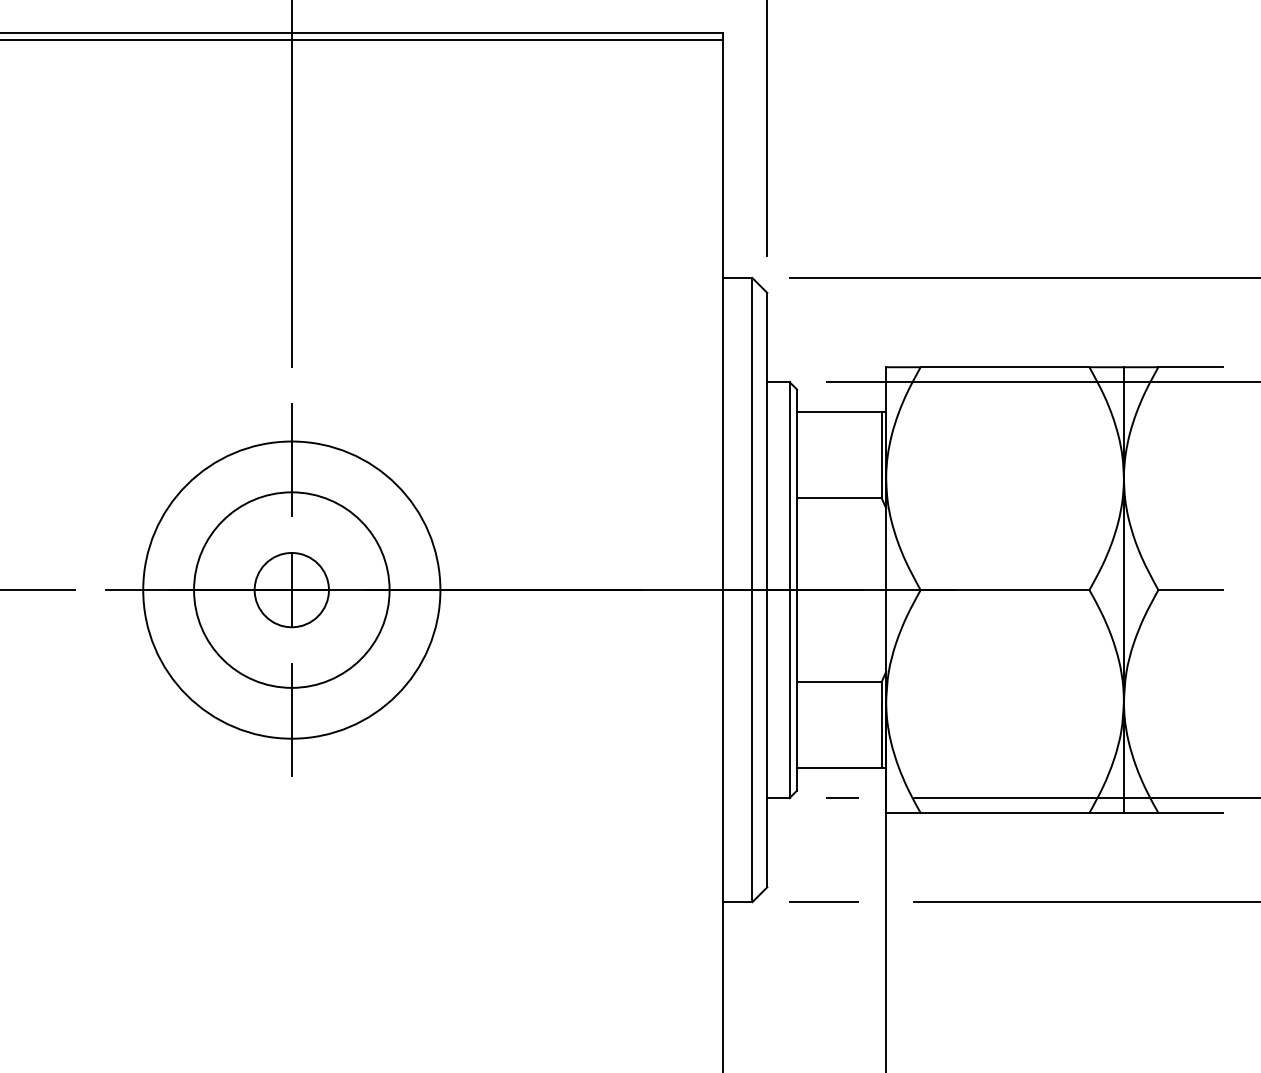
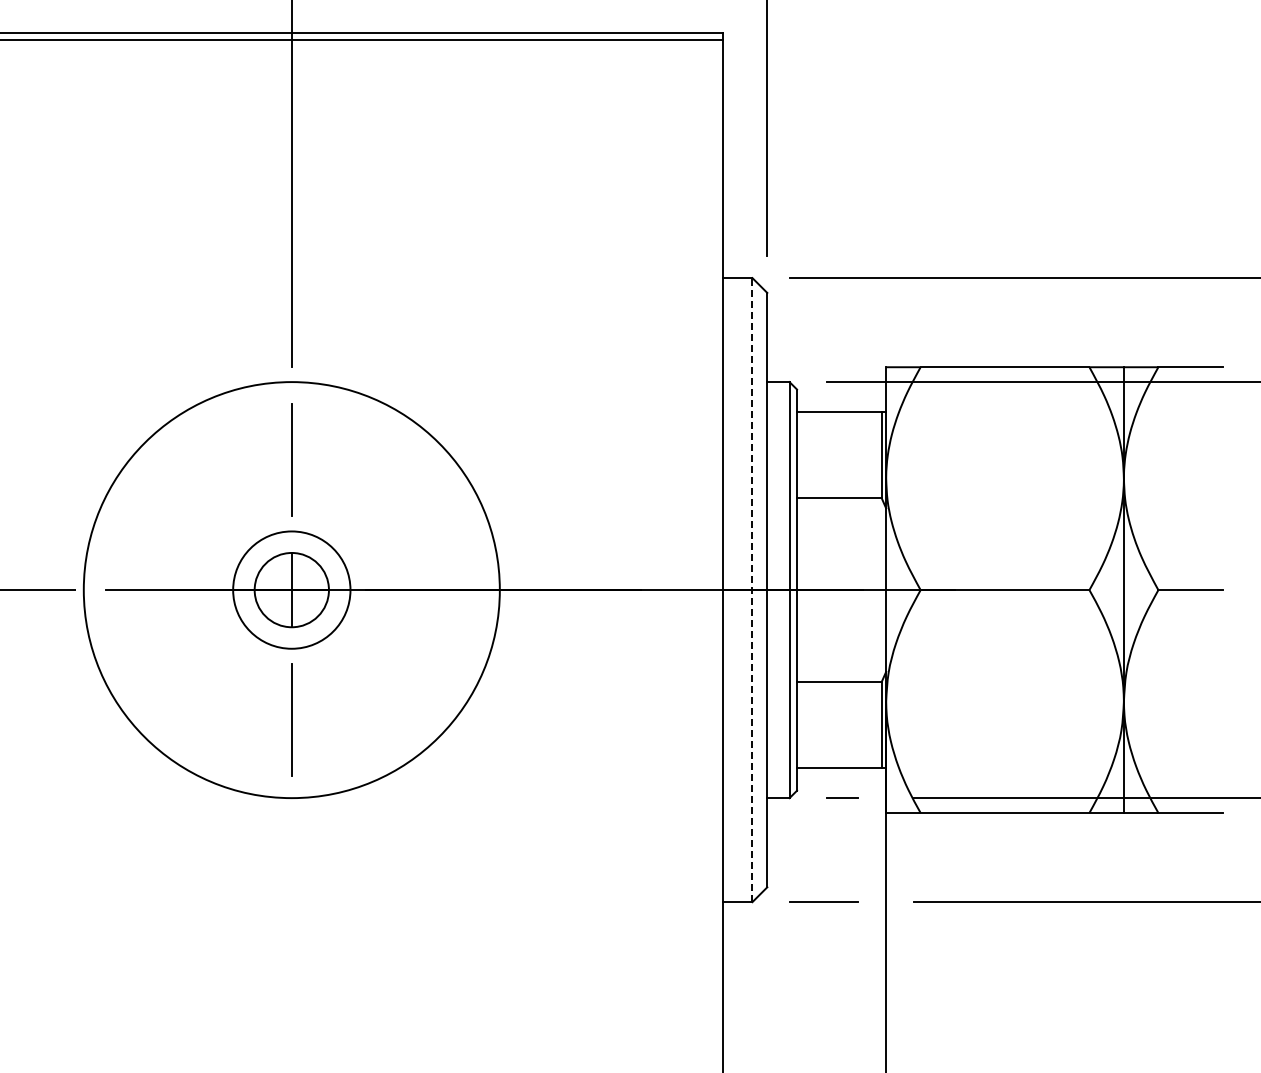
circle diameter: 196 px -> 117 px (291, 589)
circle diameter: 297 px -> 416 px (291, 590)
line: solid -> dashed (752, 589)
